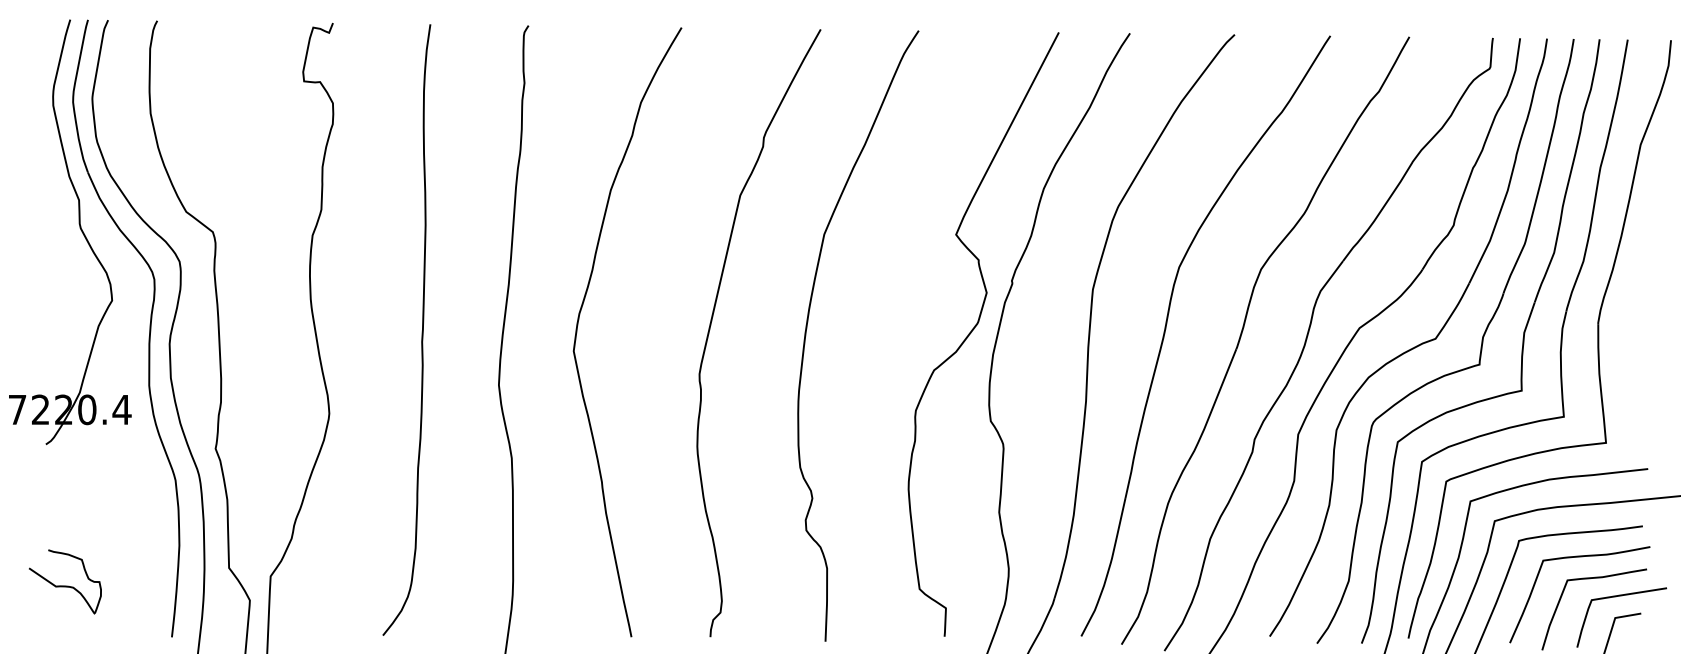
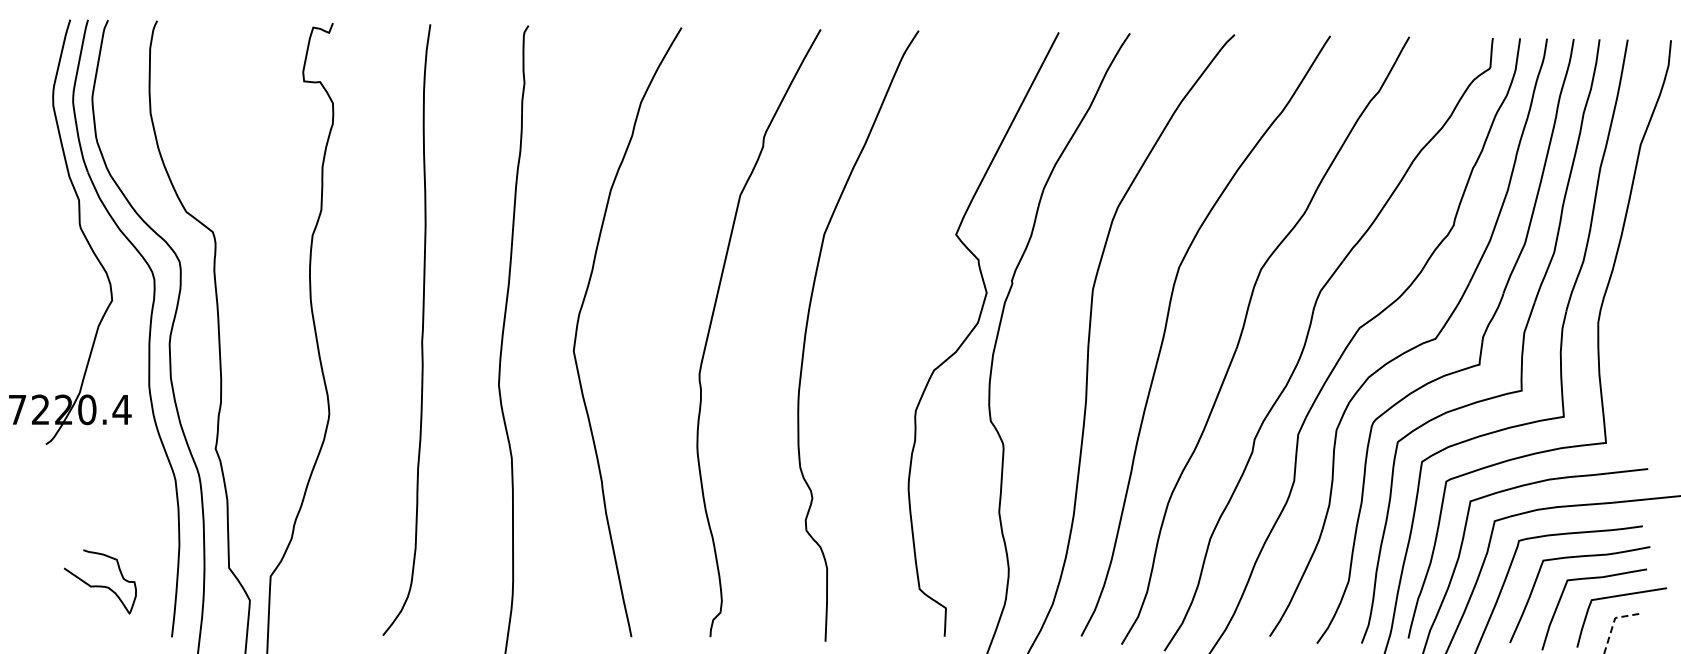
curve position: (65, 585) -> (100, 585) (100, 585)
line: solid -> dashed (1614, 621)
